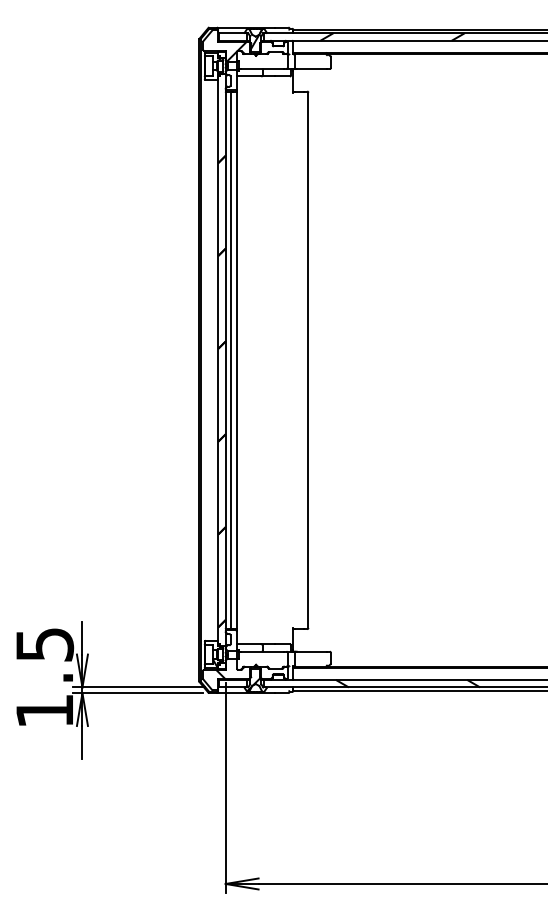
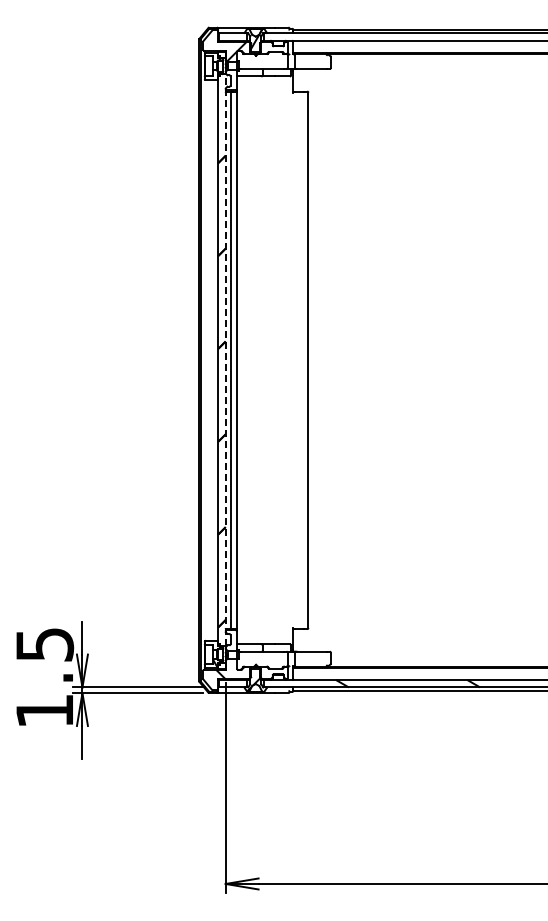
hatch: present -> none (392, 36)
line: solid -> dashed (225, 359)
